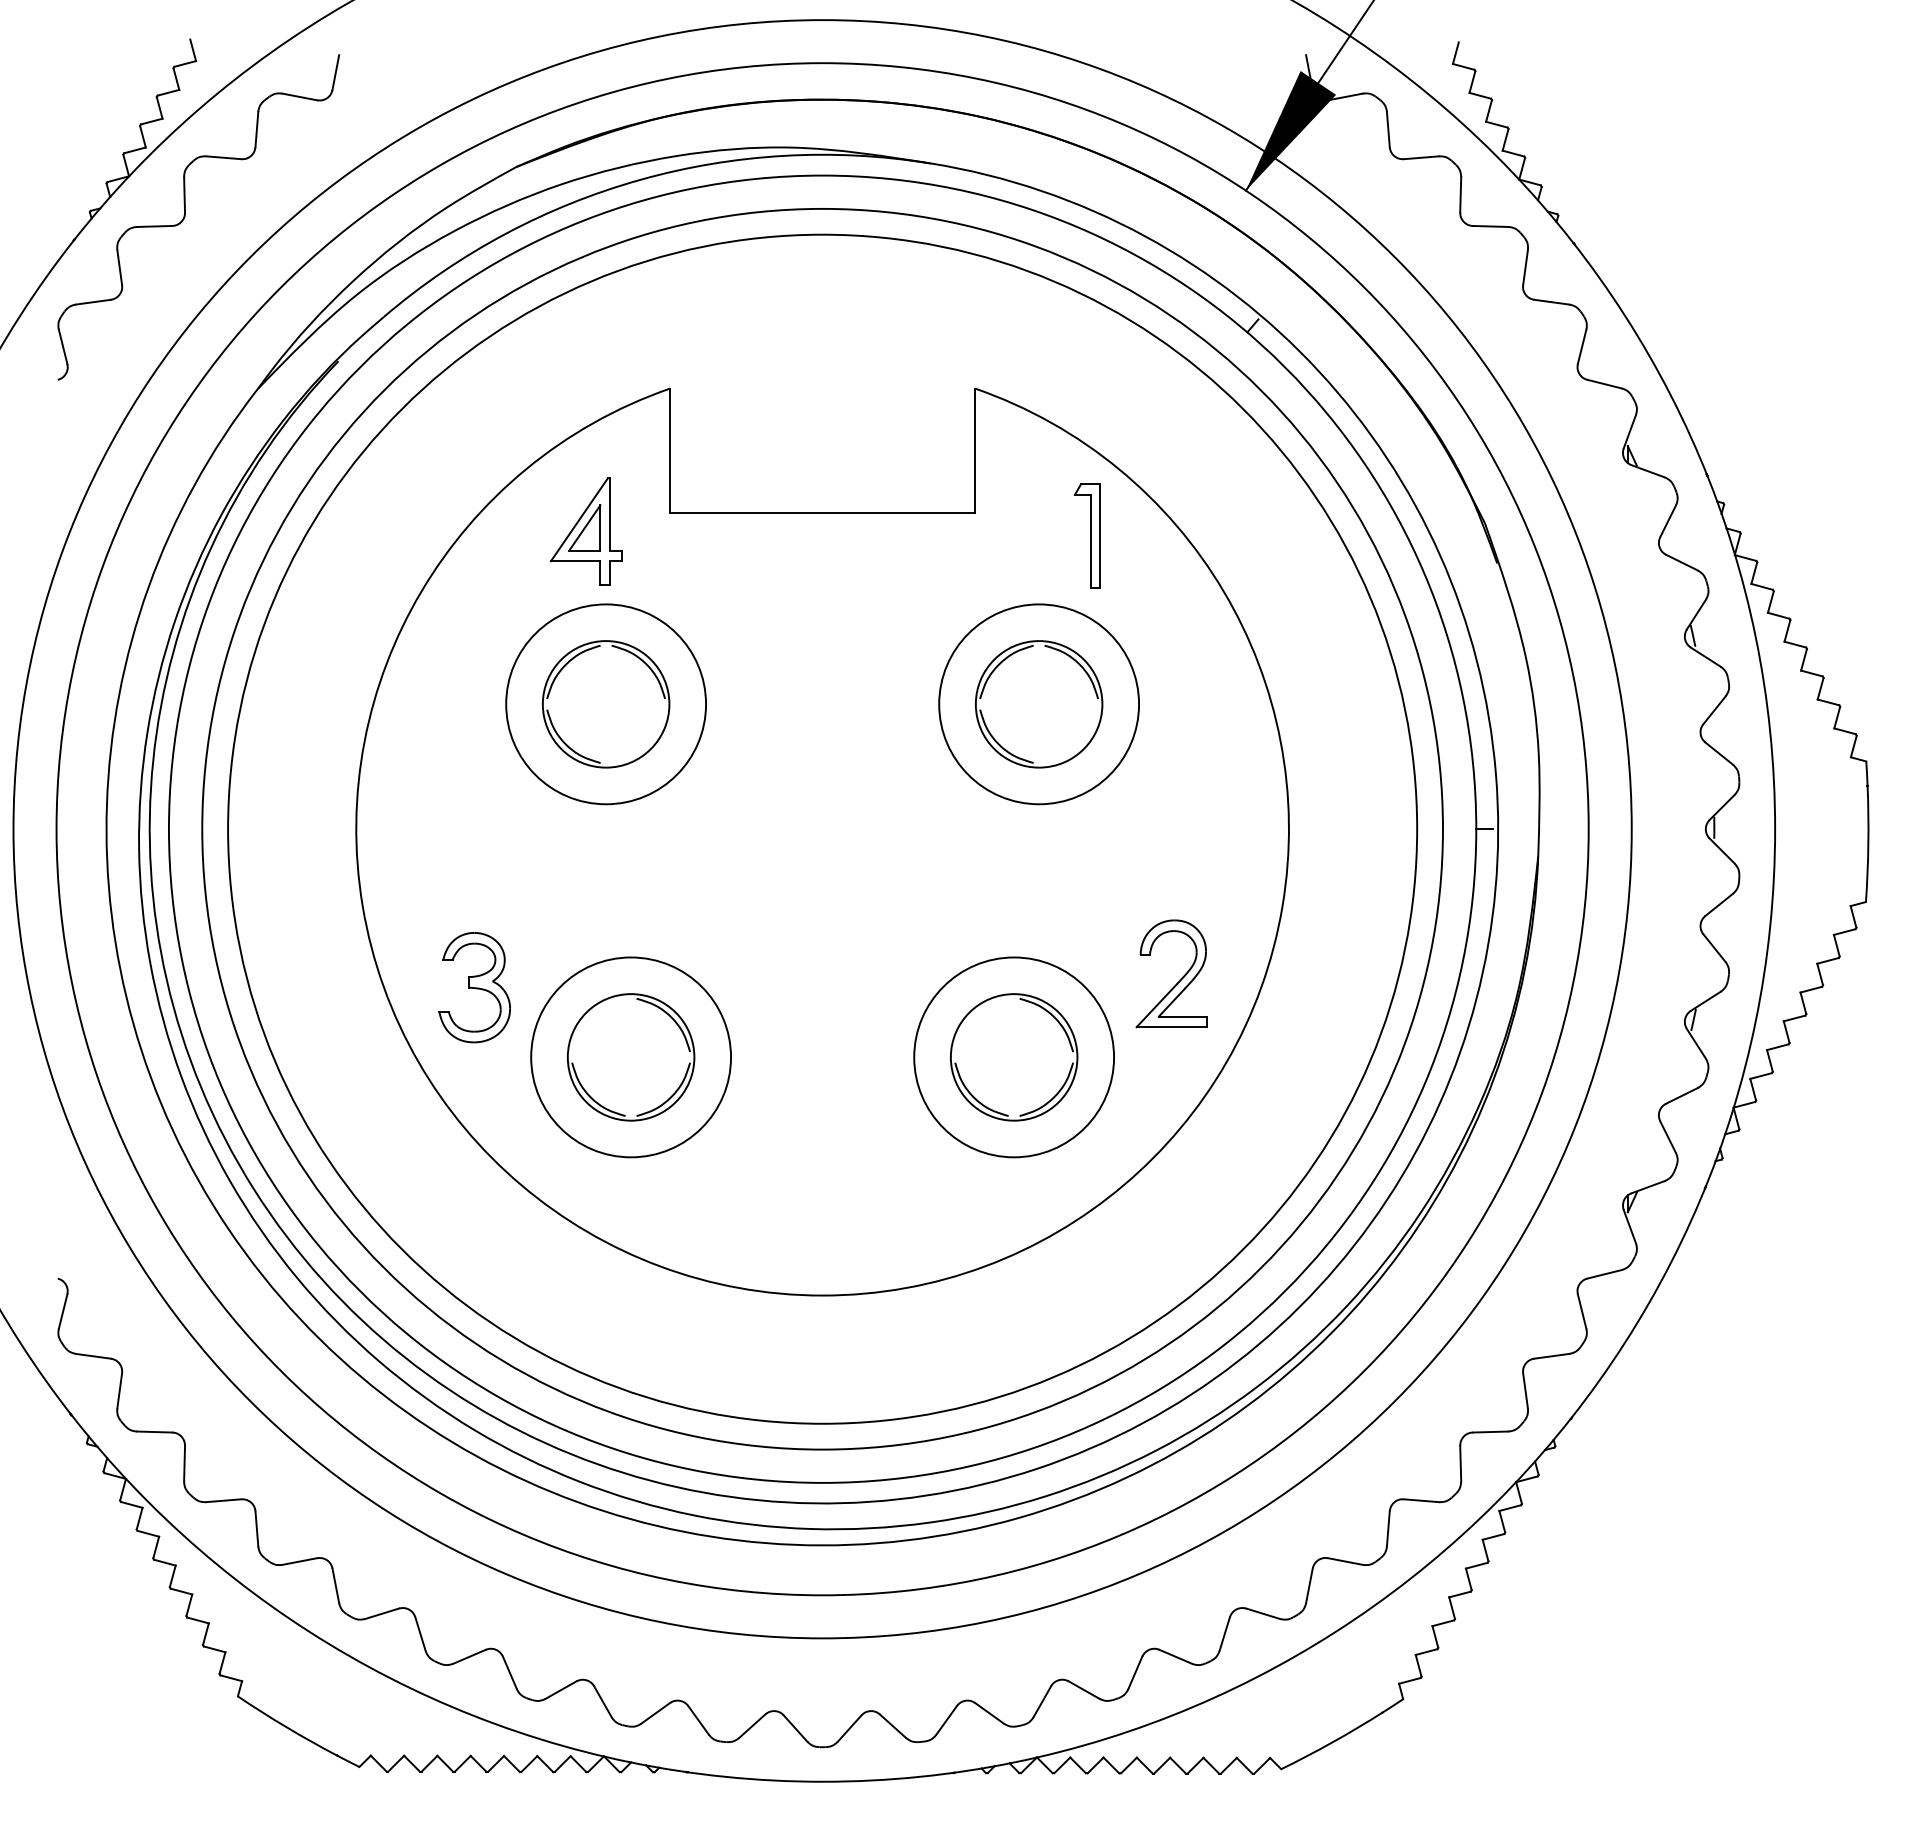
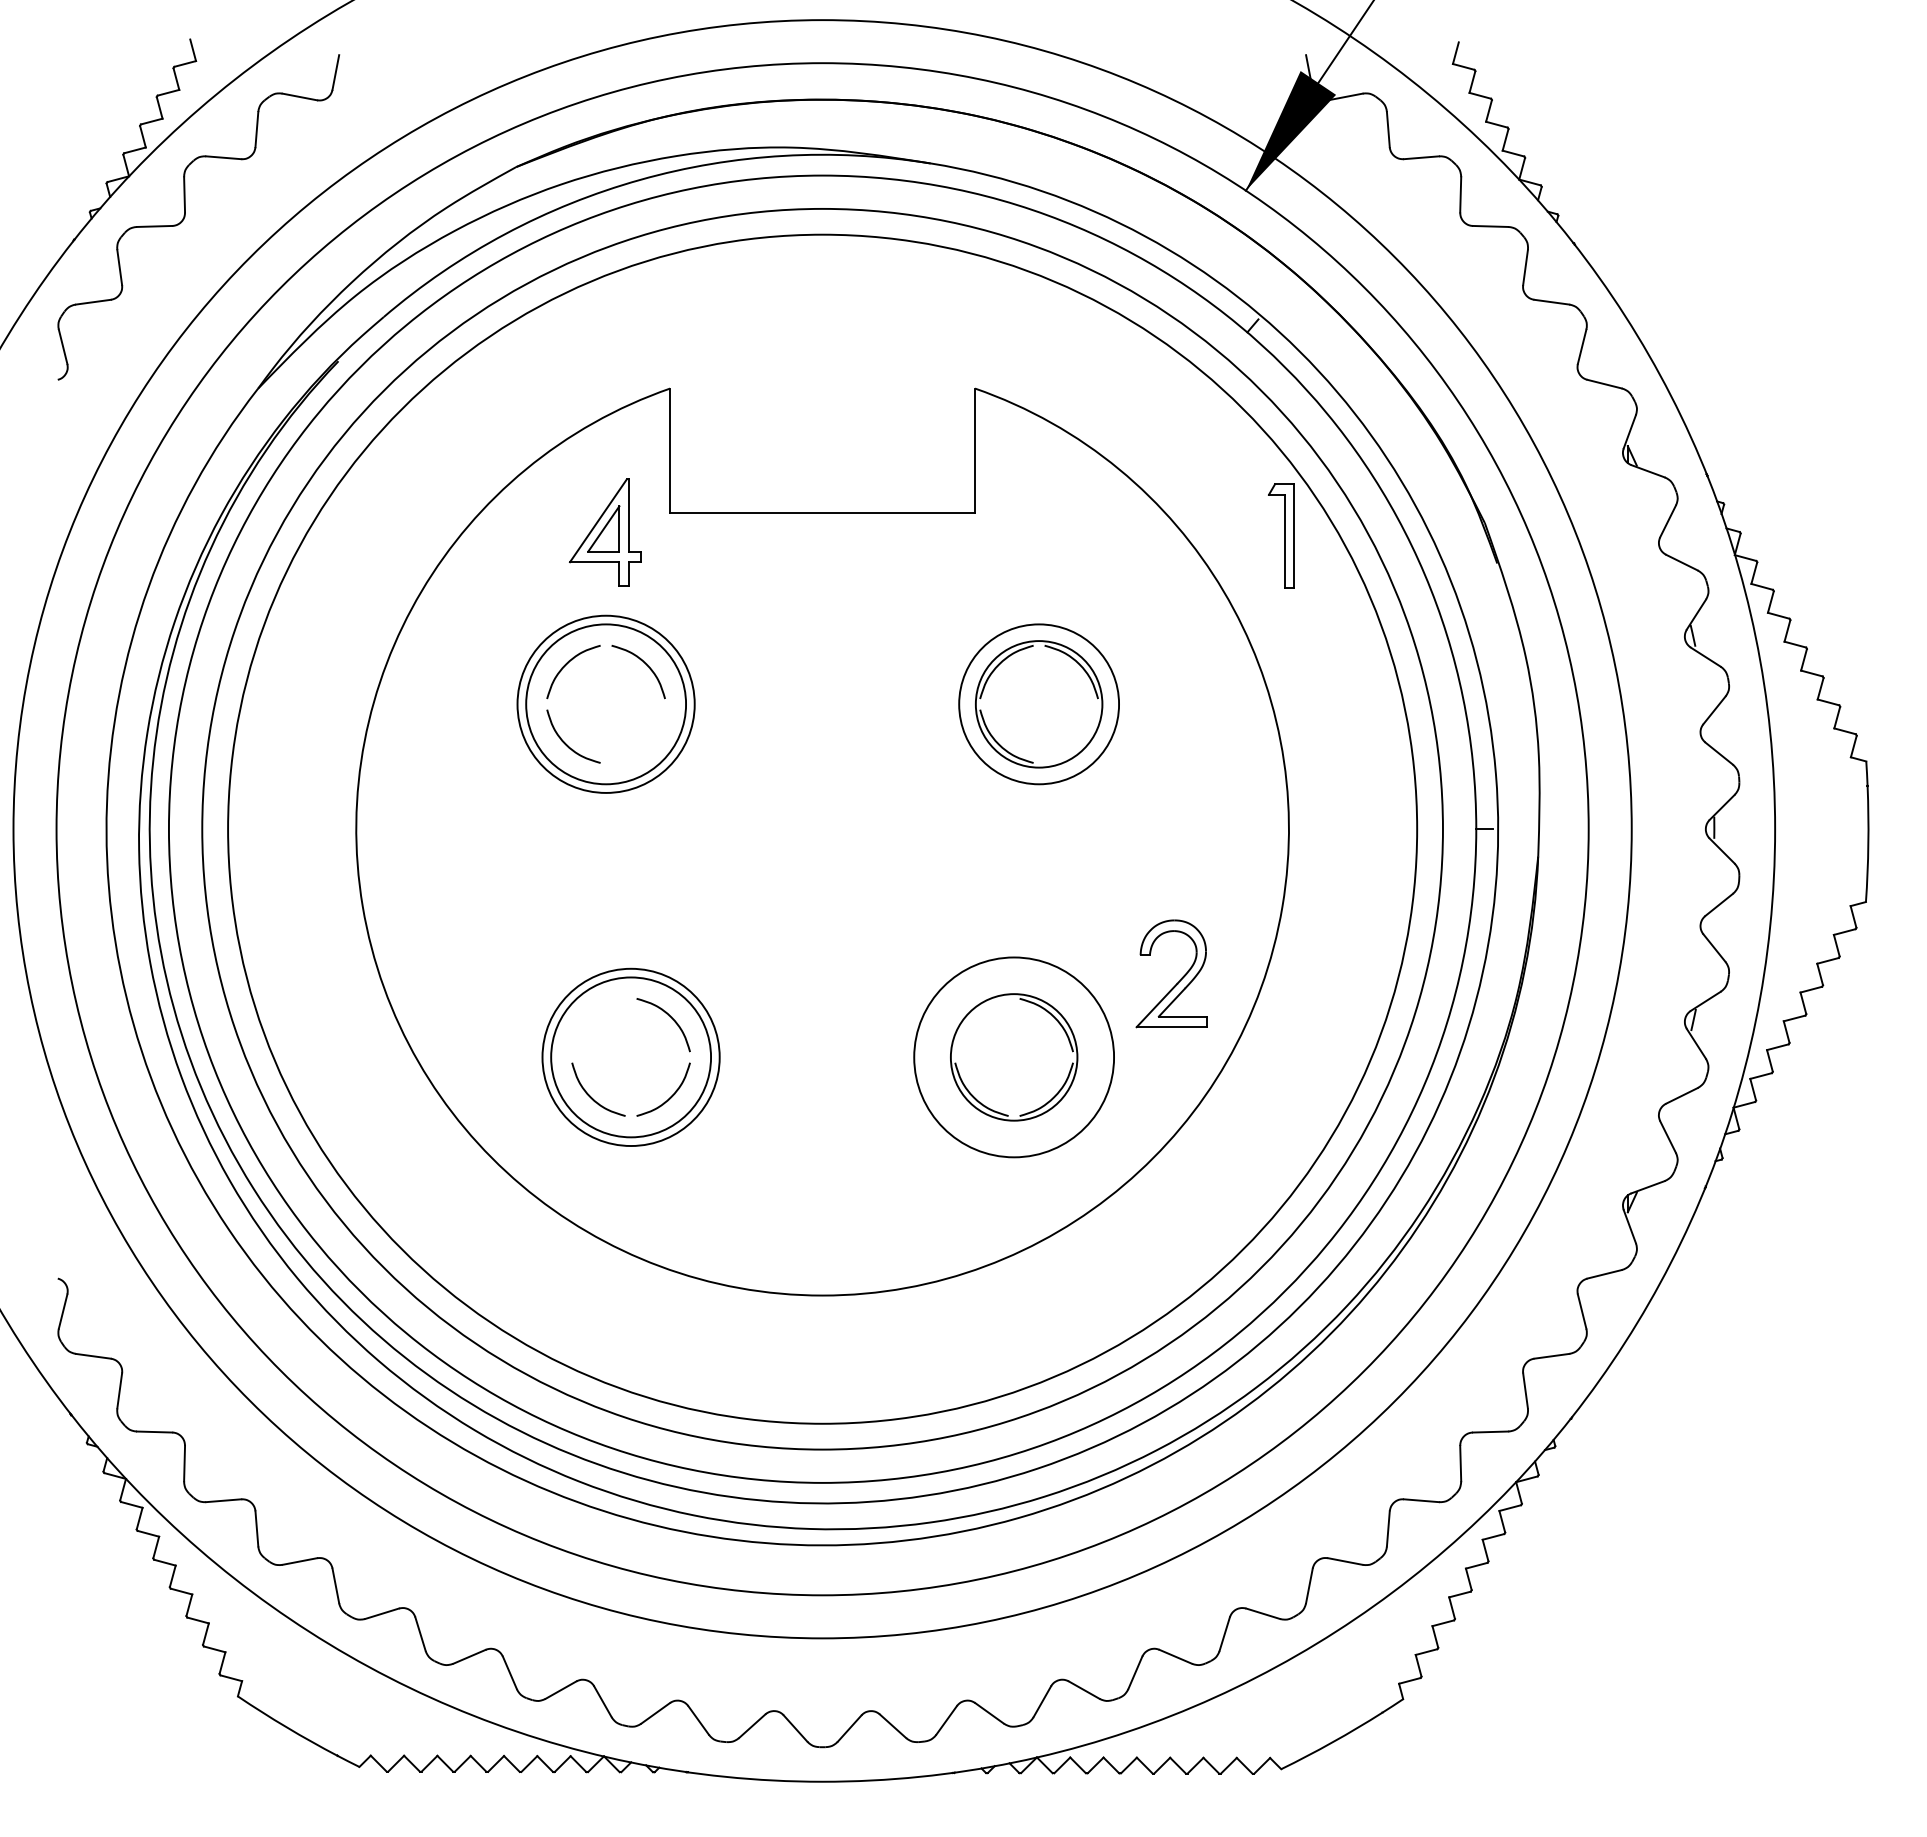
part position: (586, 531) -> (605, 532) (605, 532)
part position: (1087, 535) -> (1281, 535) (1281, 535)
circle diameter: 127 px -> 177 px (605, 703)
circle diameter: 200 px -> 160 px (606, 704)
circle diameter: 200 px -> 160 px (1039, 704)
part: present -> none (474, 987)
circle diameter: 127 px -> 177 px (630, 1057)
circle diameter: 200 px -> 160 px (631, 1057)
